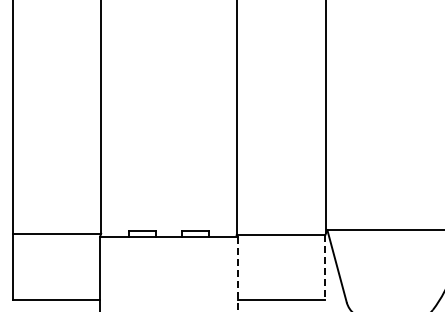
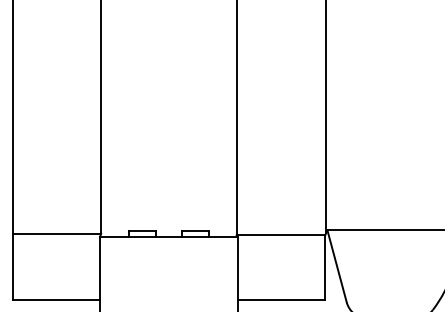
line: dashed -> solid (325, 267)
line: dashed -> solid (237, 274)
